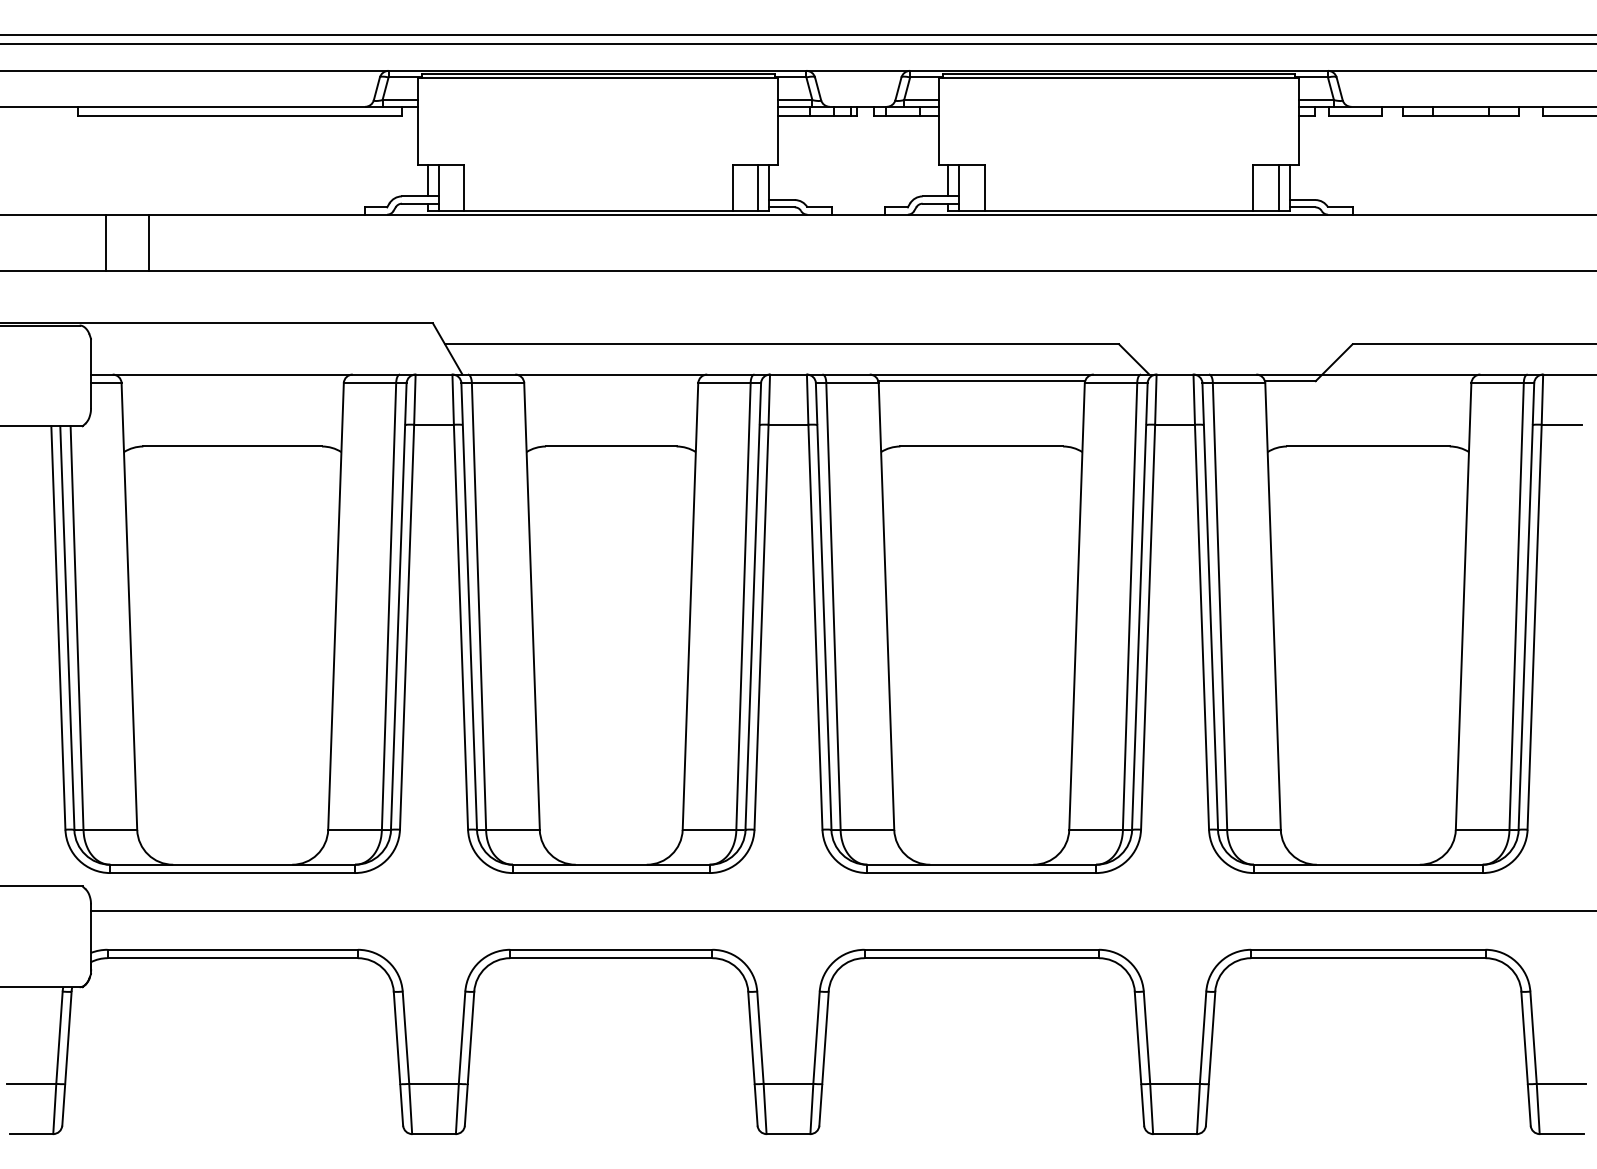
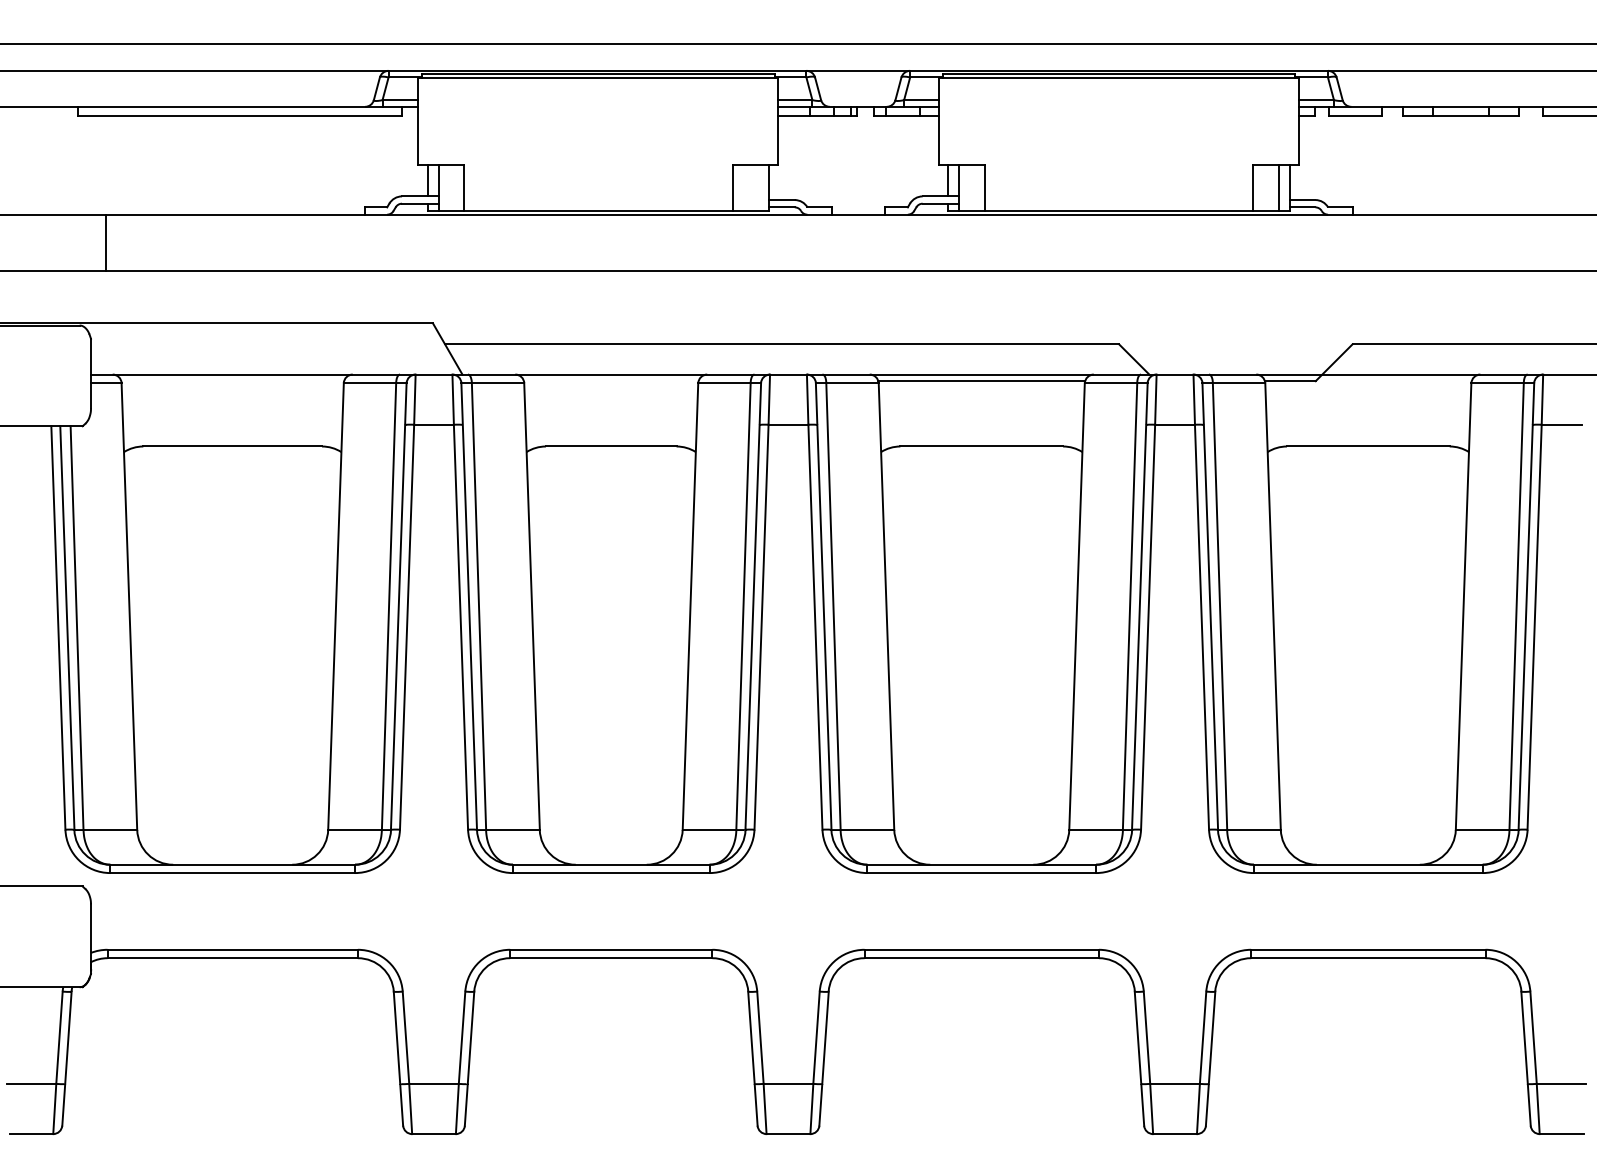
line: present -> none (797, 34)
line: present -> none (758, 188)
line: present -> none (148, 242)
line: present -> none (842, 911)
